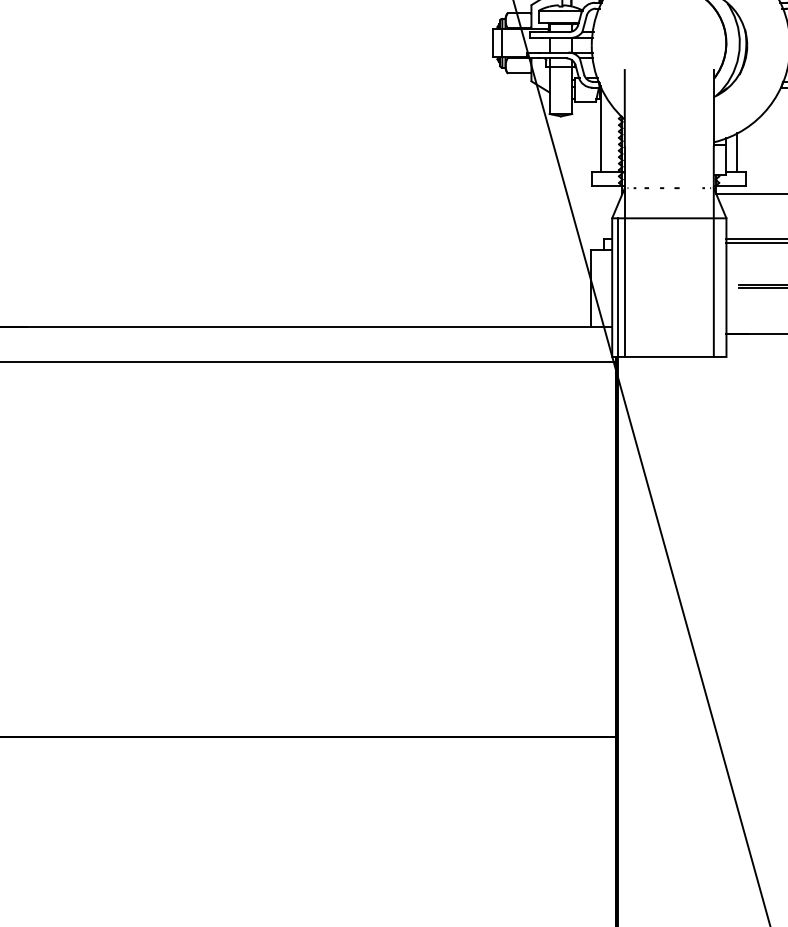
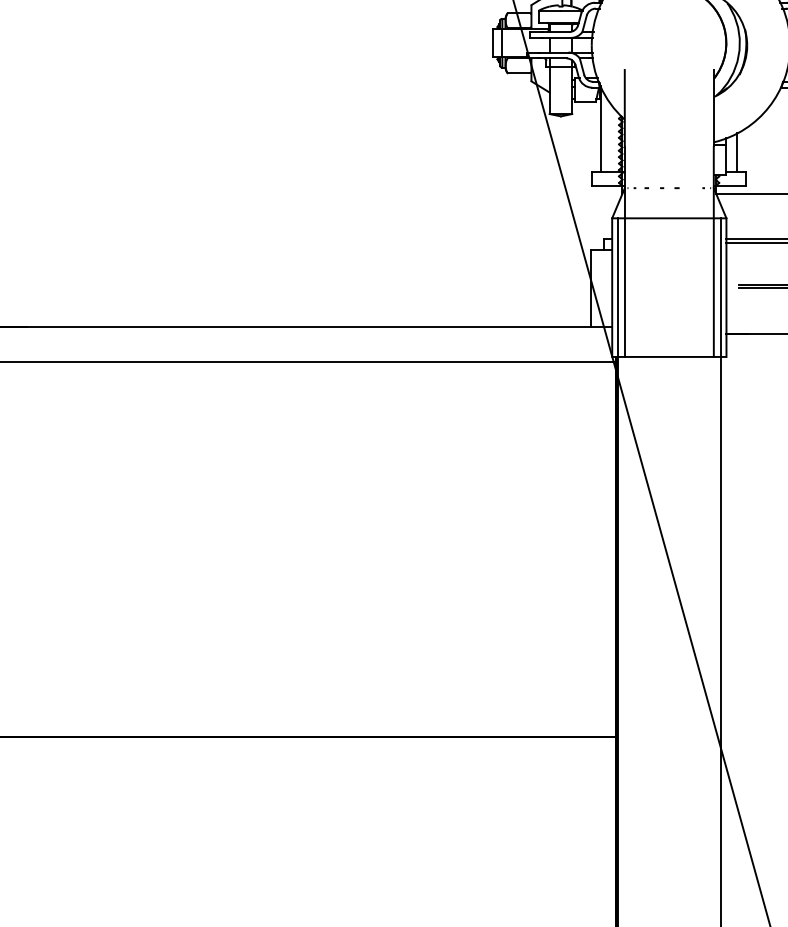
line: none -> present (720, 570)
